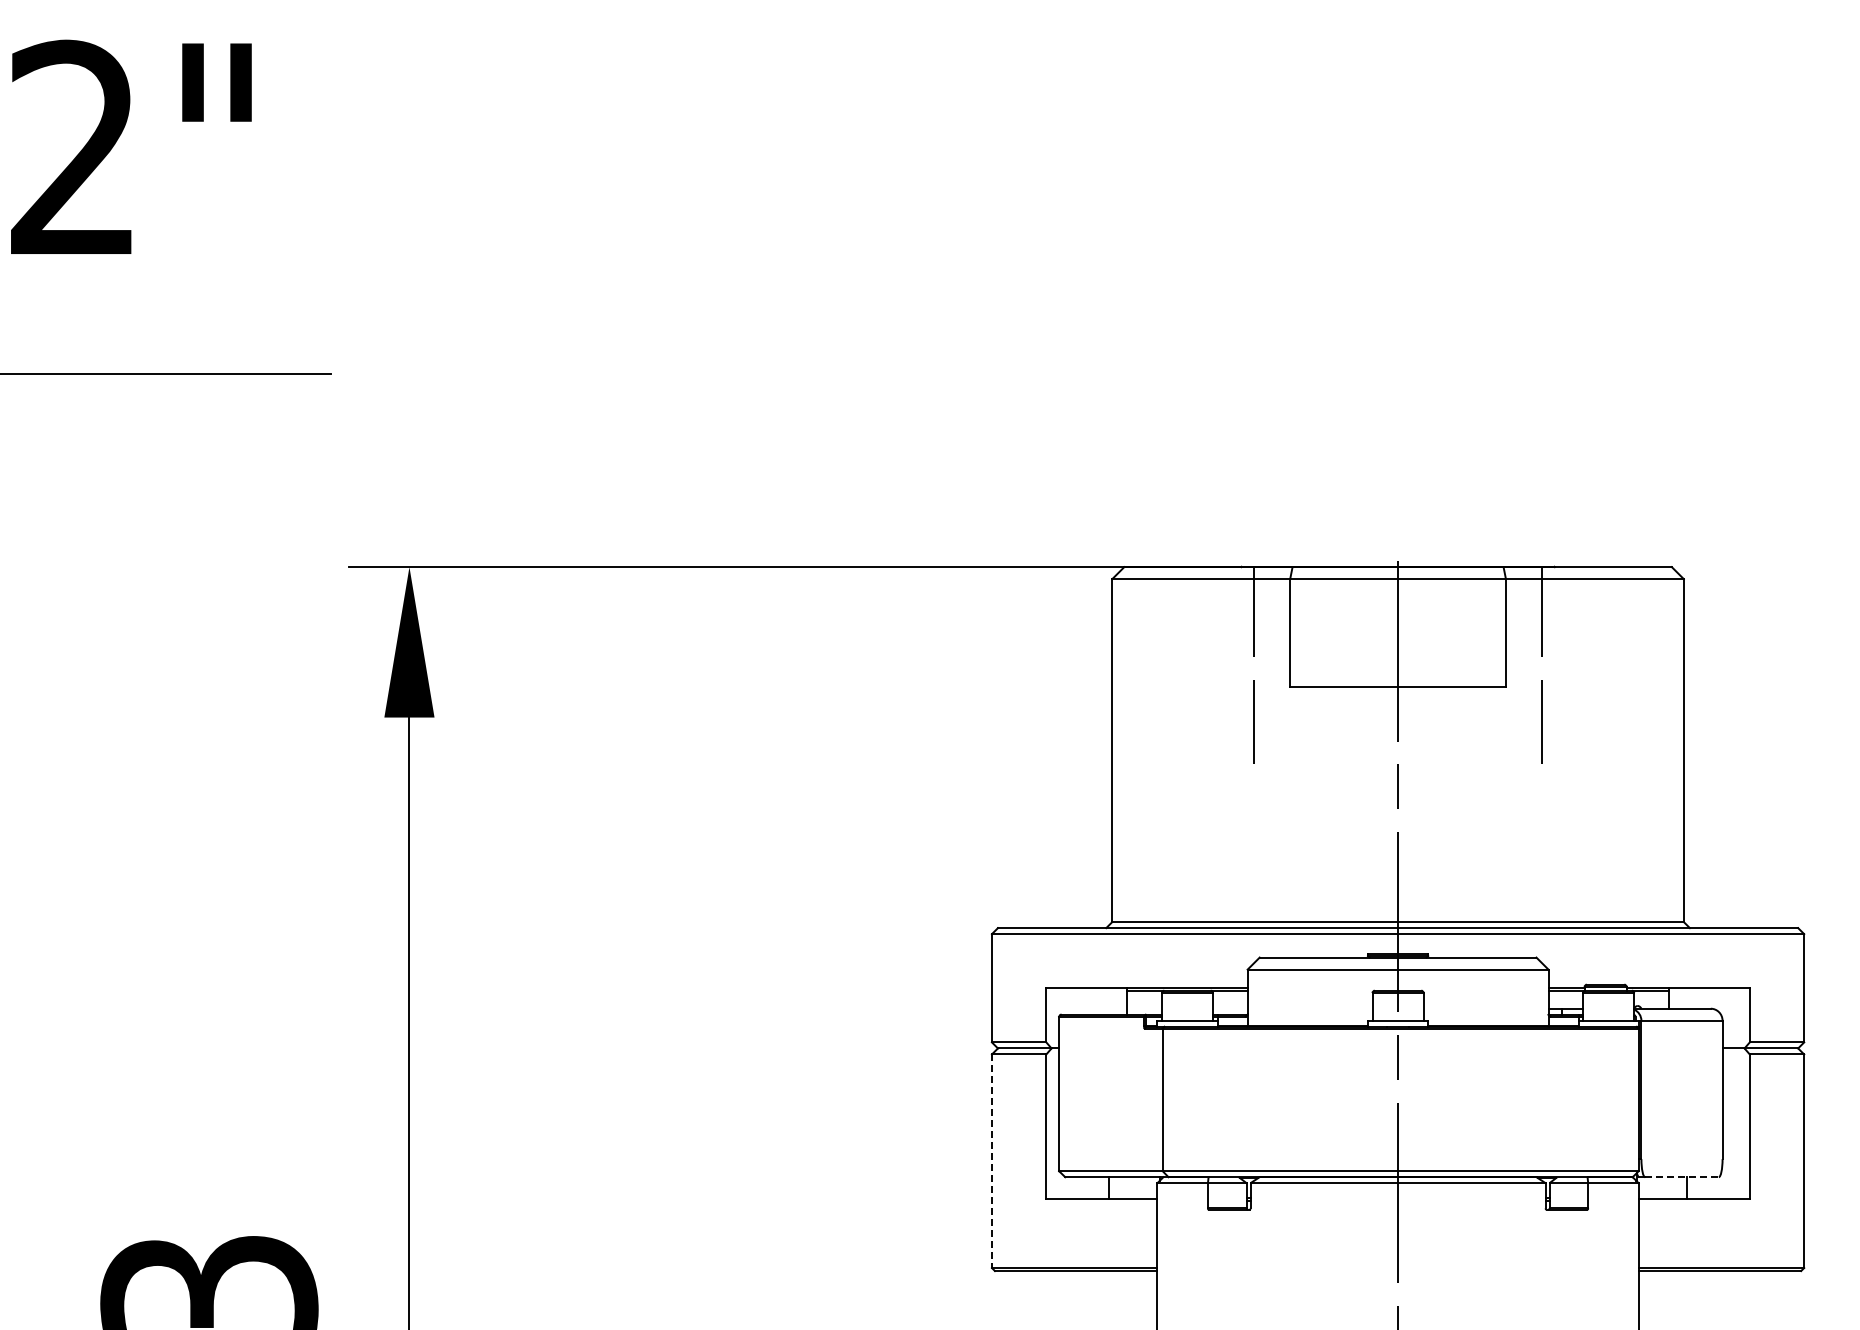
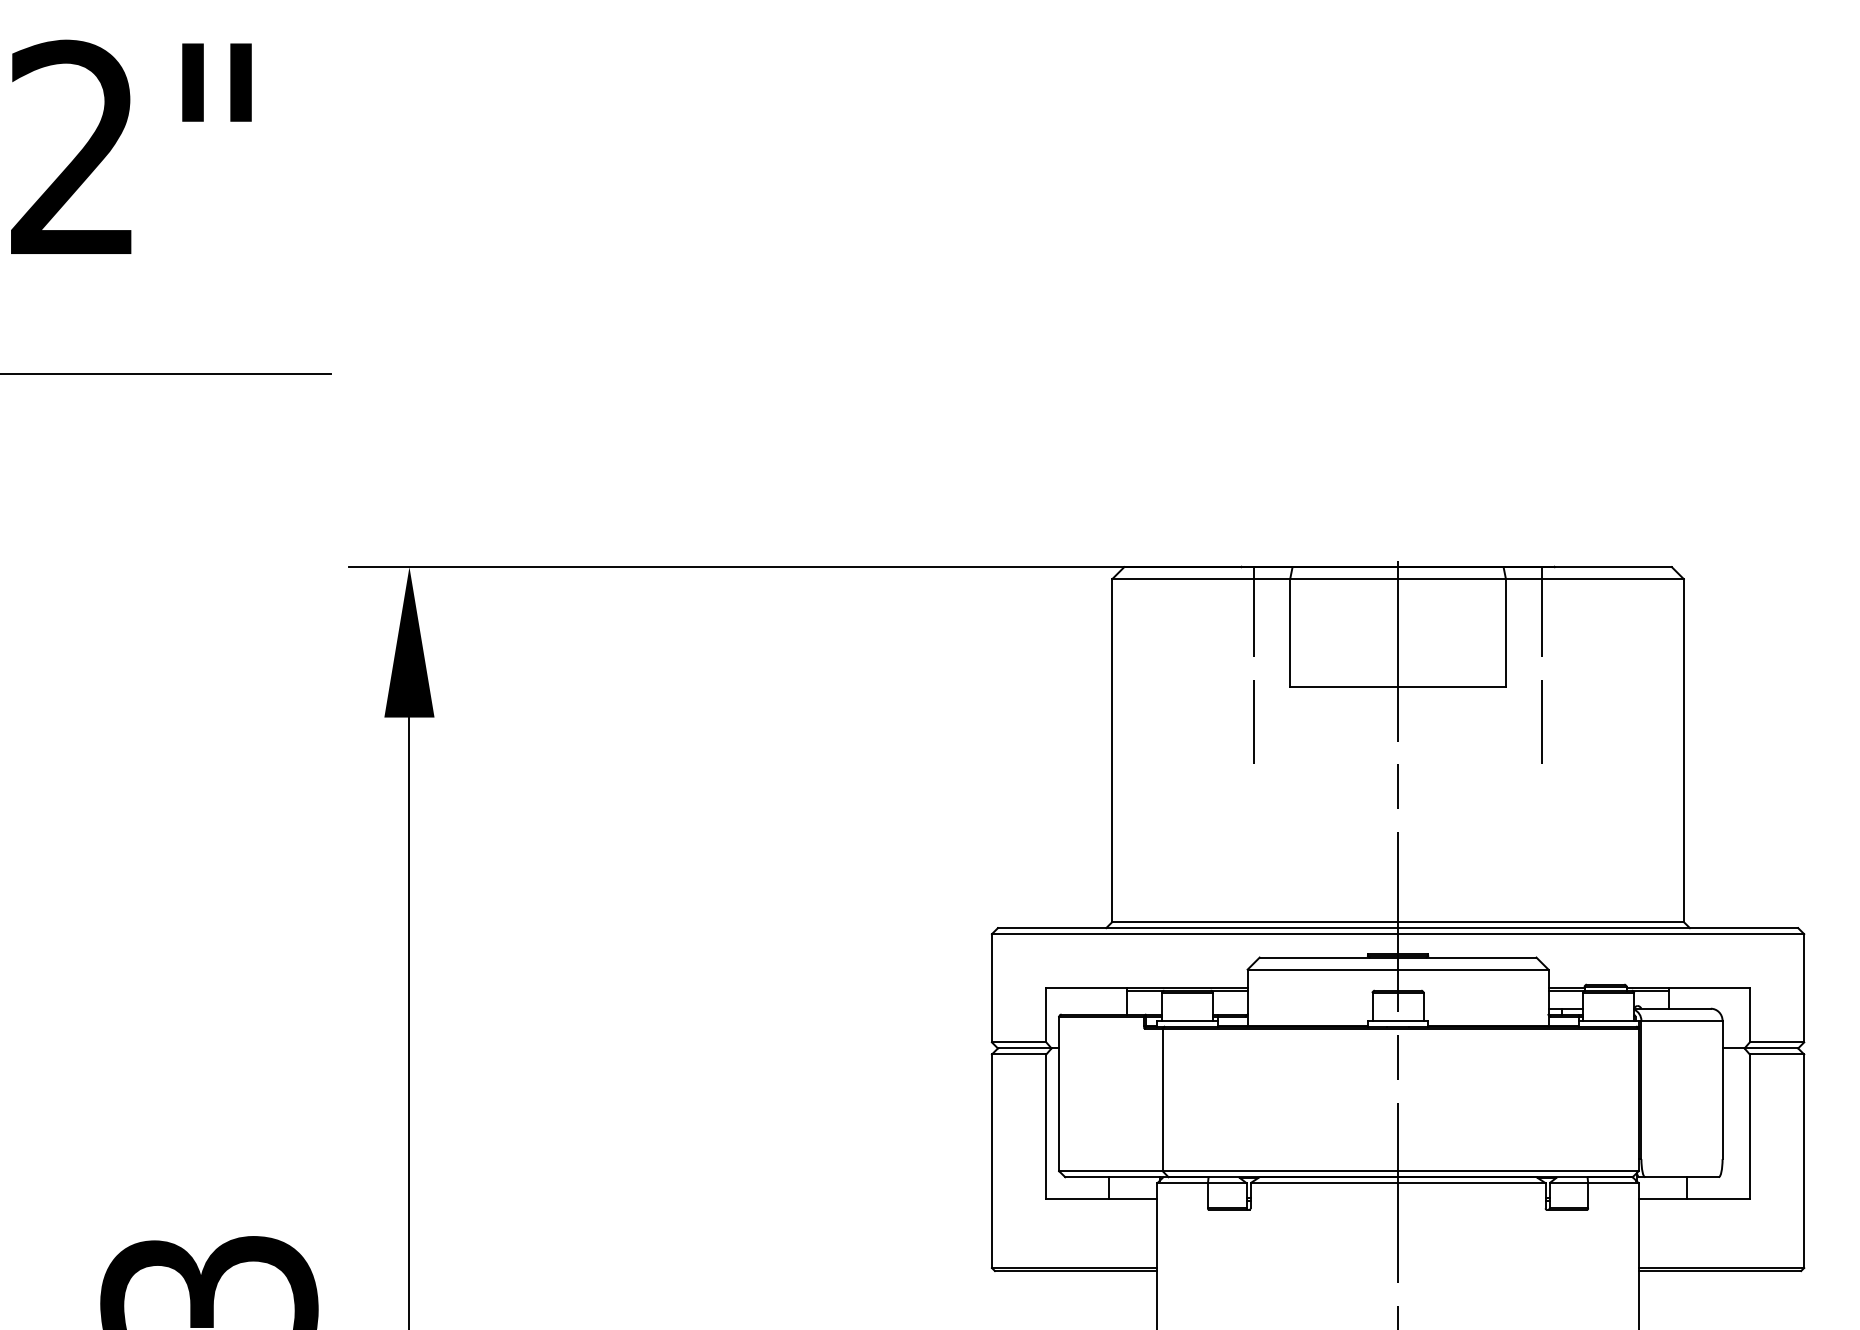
line: dashed -> solid (991, 1161)
line: dashed -> solid (1682, 1177)
